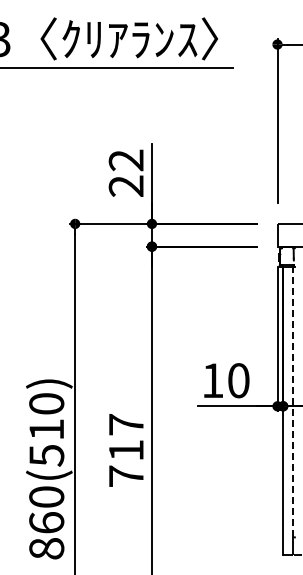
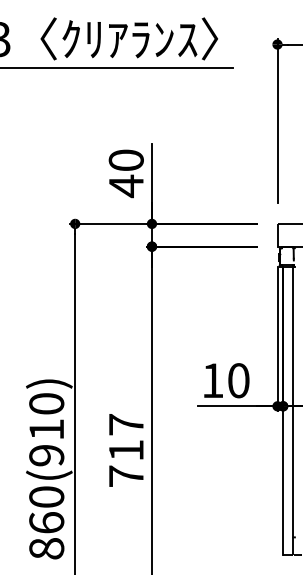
text: 22 -> 40 (125, 173)
line: dashed -> solid (293, 401)
text: 860(510) -> 860(910) (46, 455)
